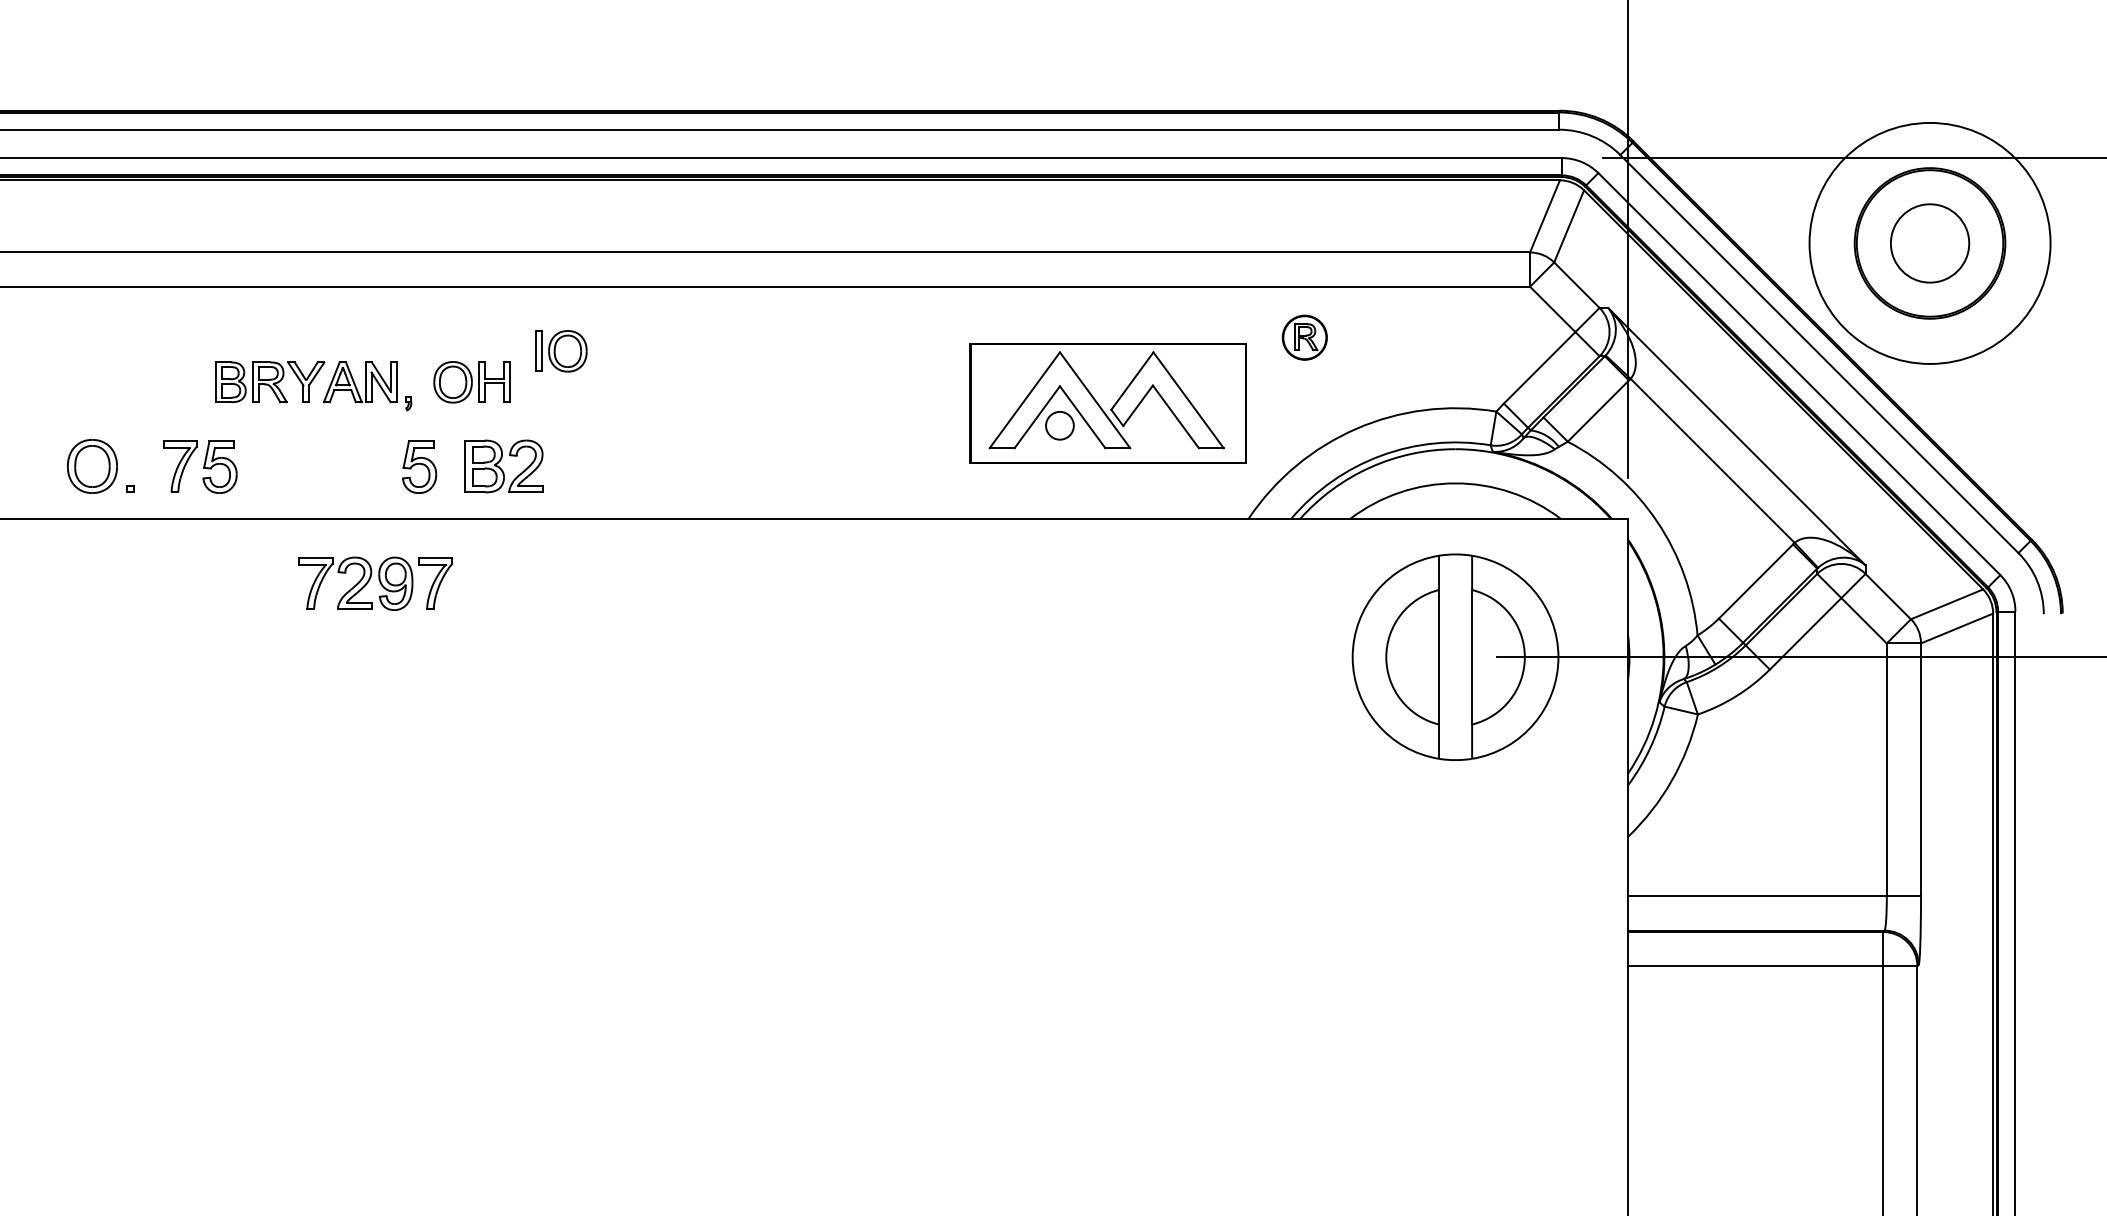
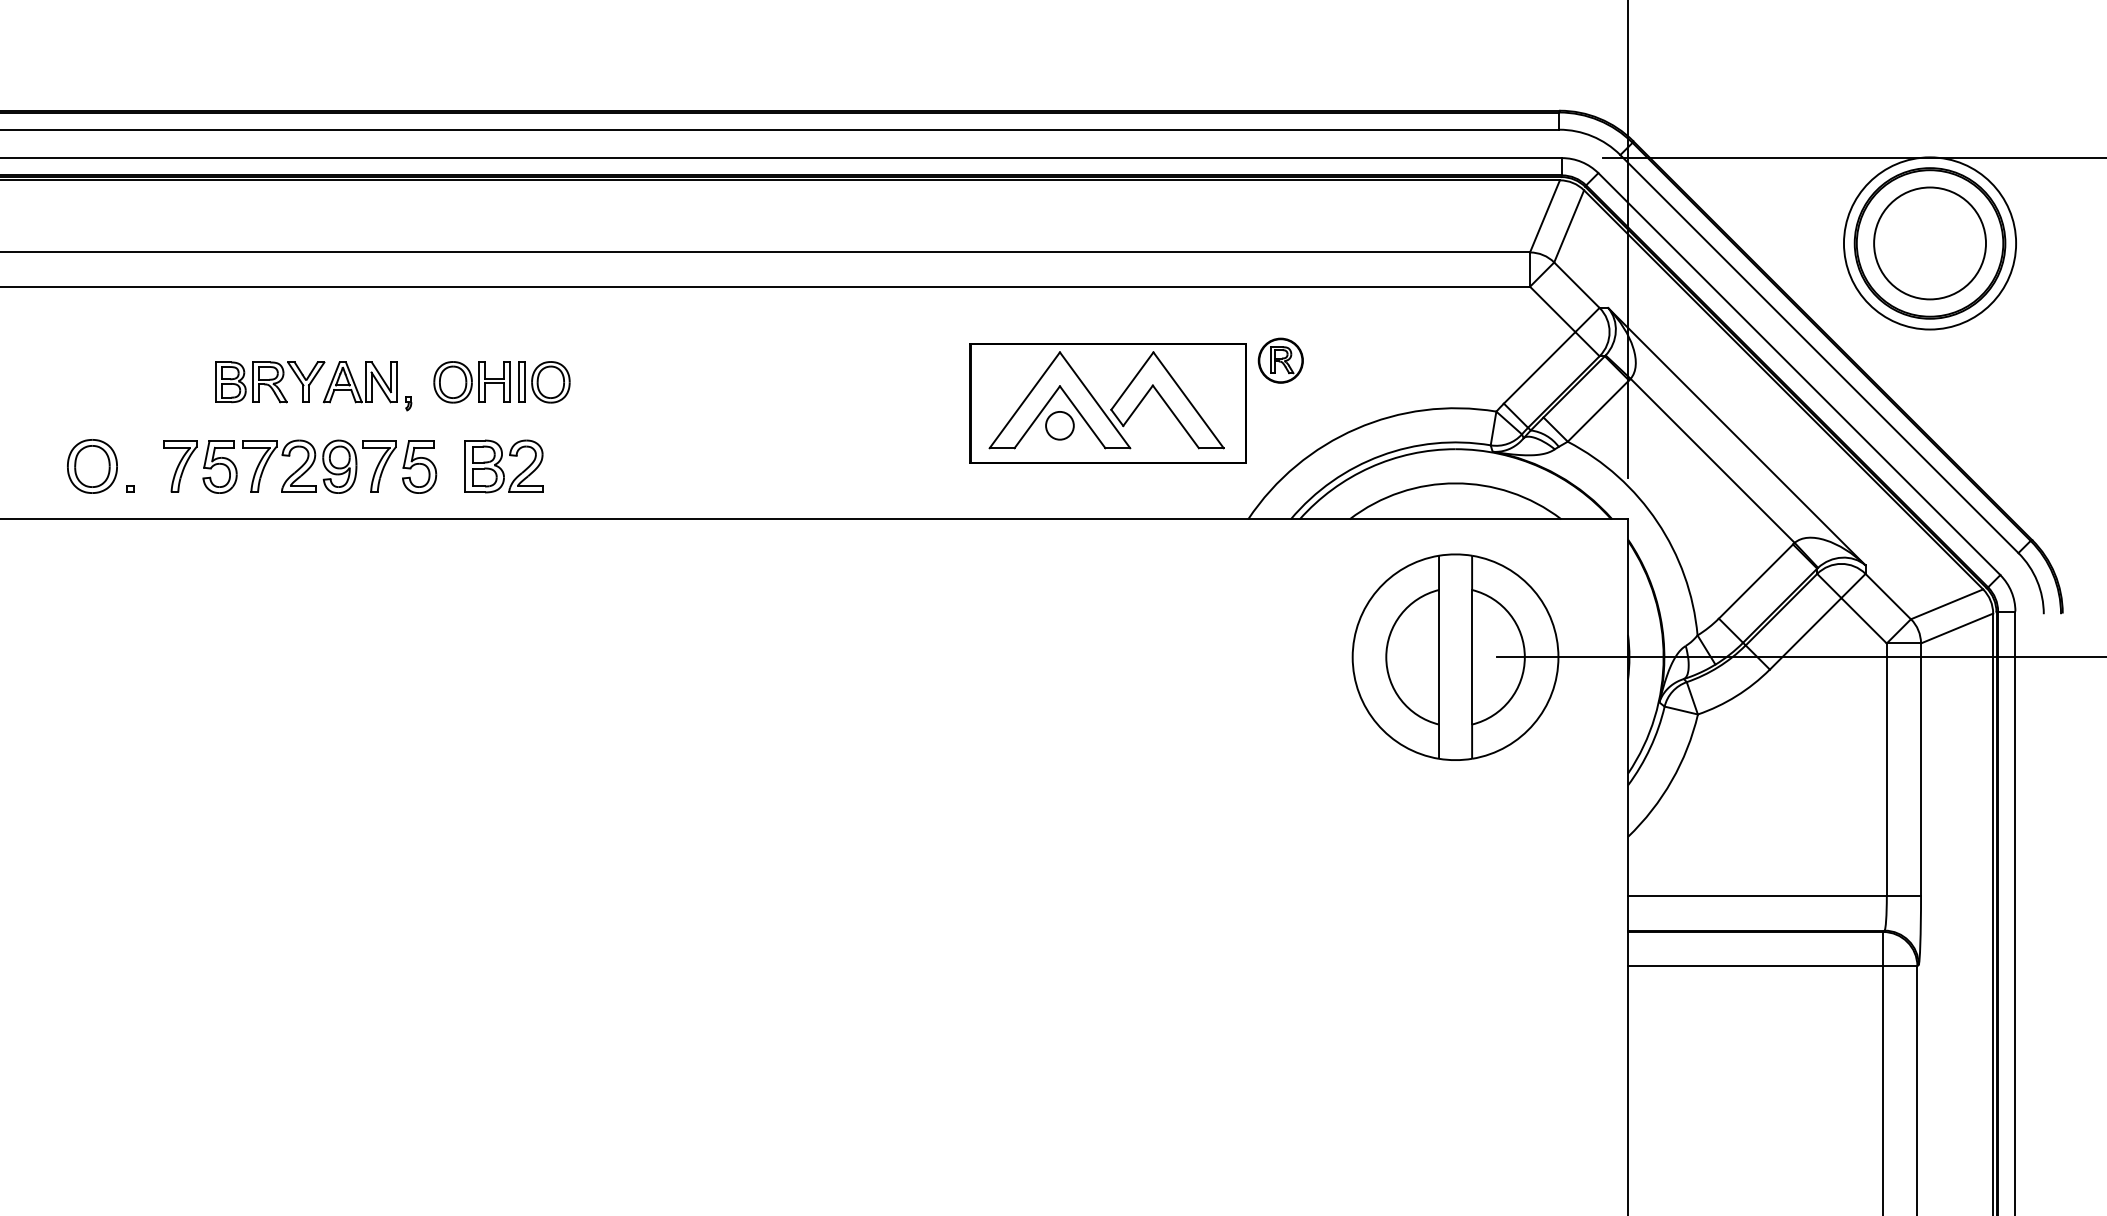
circle diameter: 241 px -> 172 px (1929, 243)
circle diameter: 78 px -> 112 px (1930, 243)
part position: (1304, 337) -> (1280, 360) (1280, 360)
part position: (561, 351) -> (544, 382) (544, 382)
part position: (375, 583) -> (319, 466) (319, 466)
